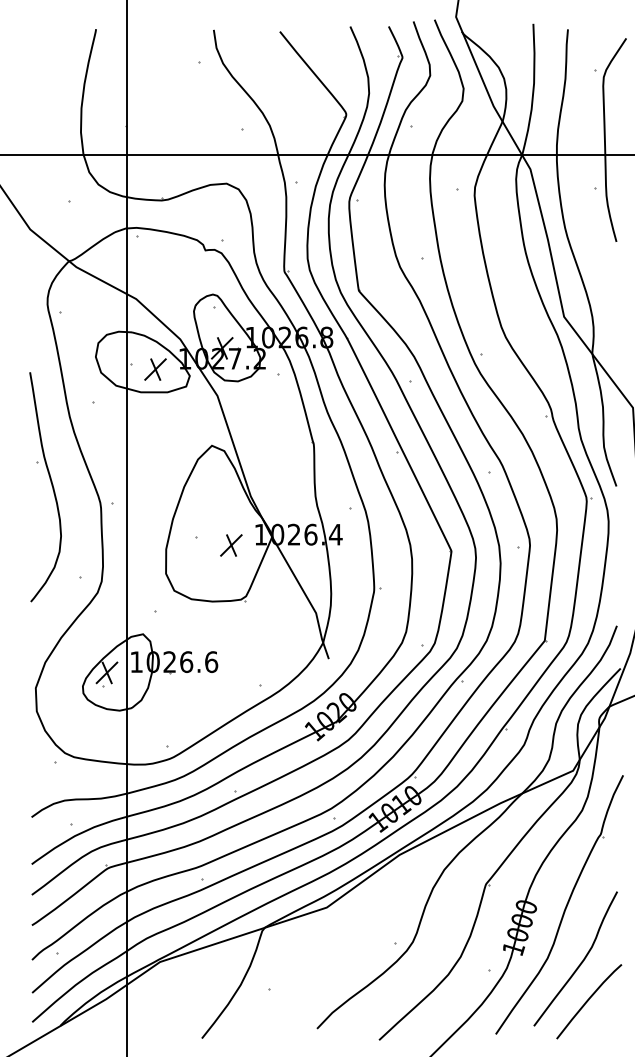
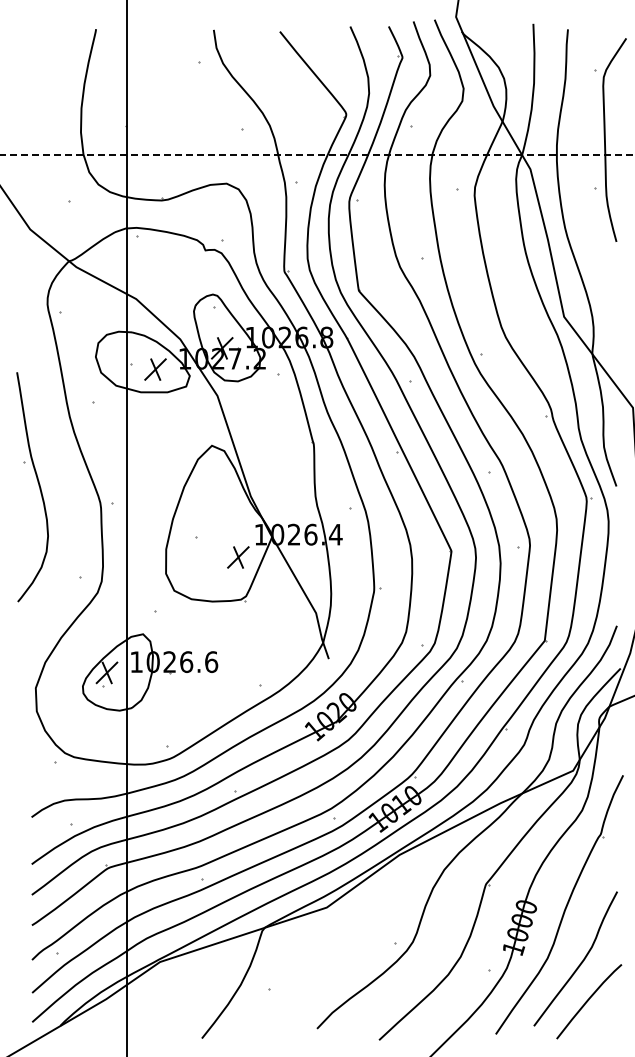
line: solid -> dashed (316, 155)
part position: (51, 486) -> (38, 486) (38, 486)
part position: (231, 545) -> (238, 557) (238, 557)
